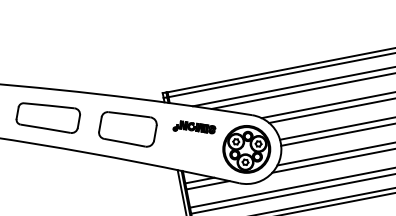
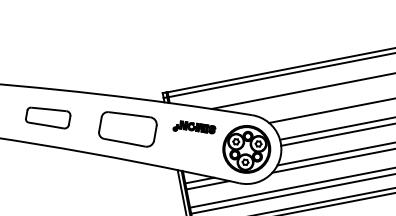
line: present -> none (292, 86)
line: present -> none (326, 105)
part size: 66x32 px -> 47x24 px (48, 117)
